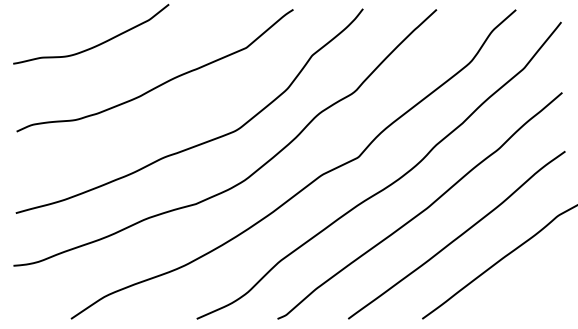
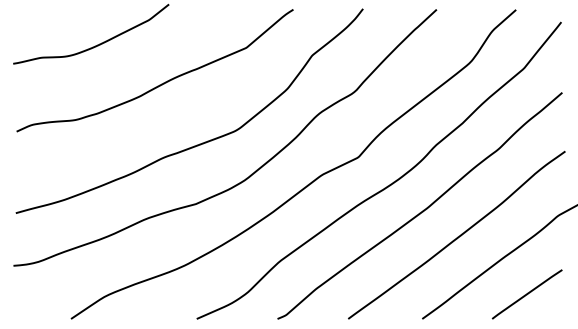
line: none -> present (526, 294)
